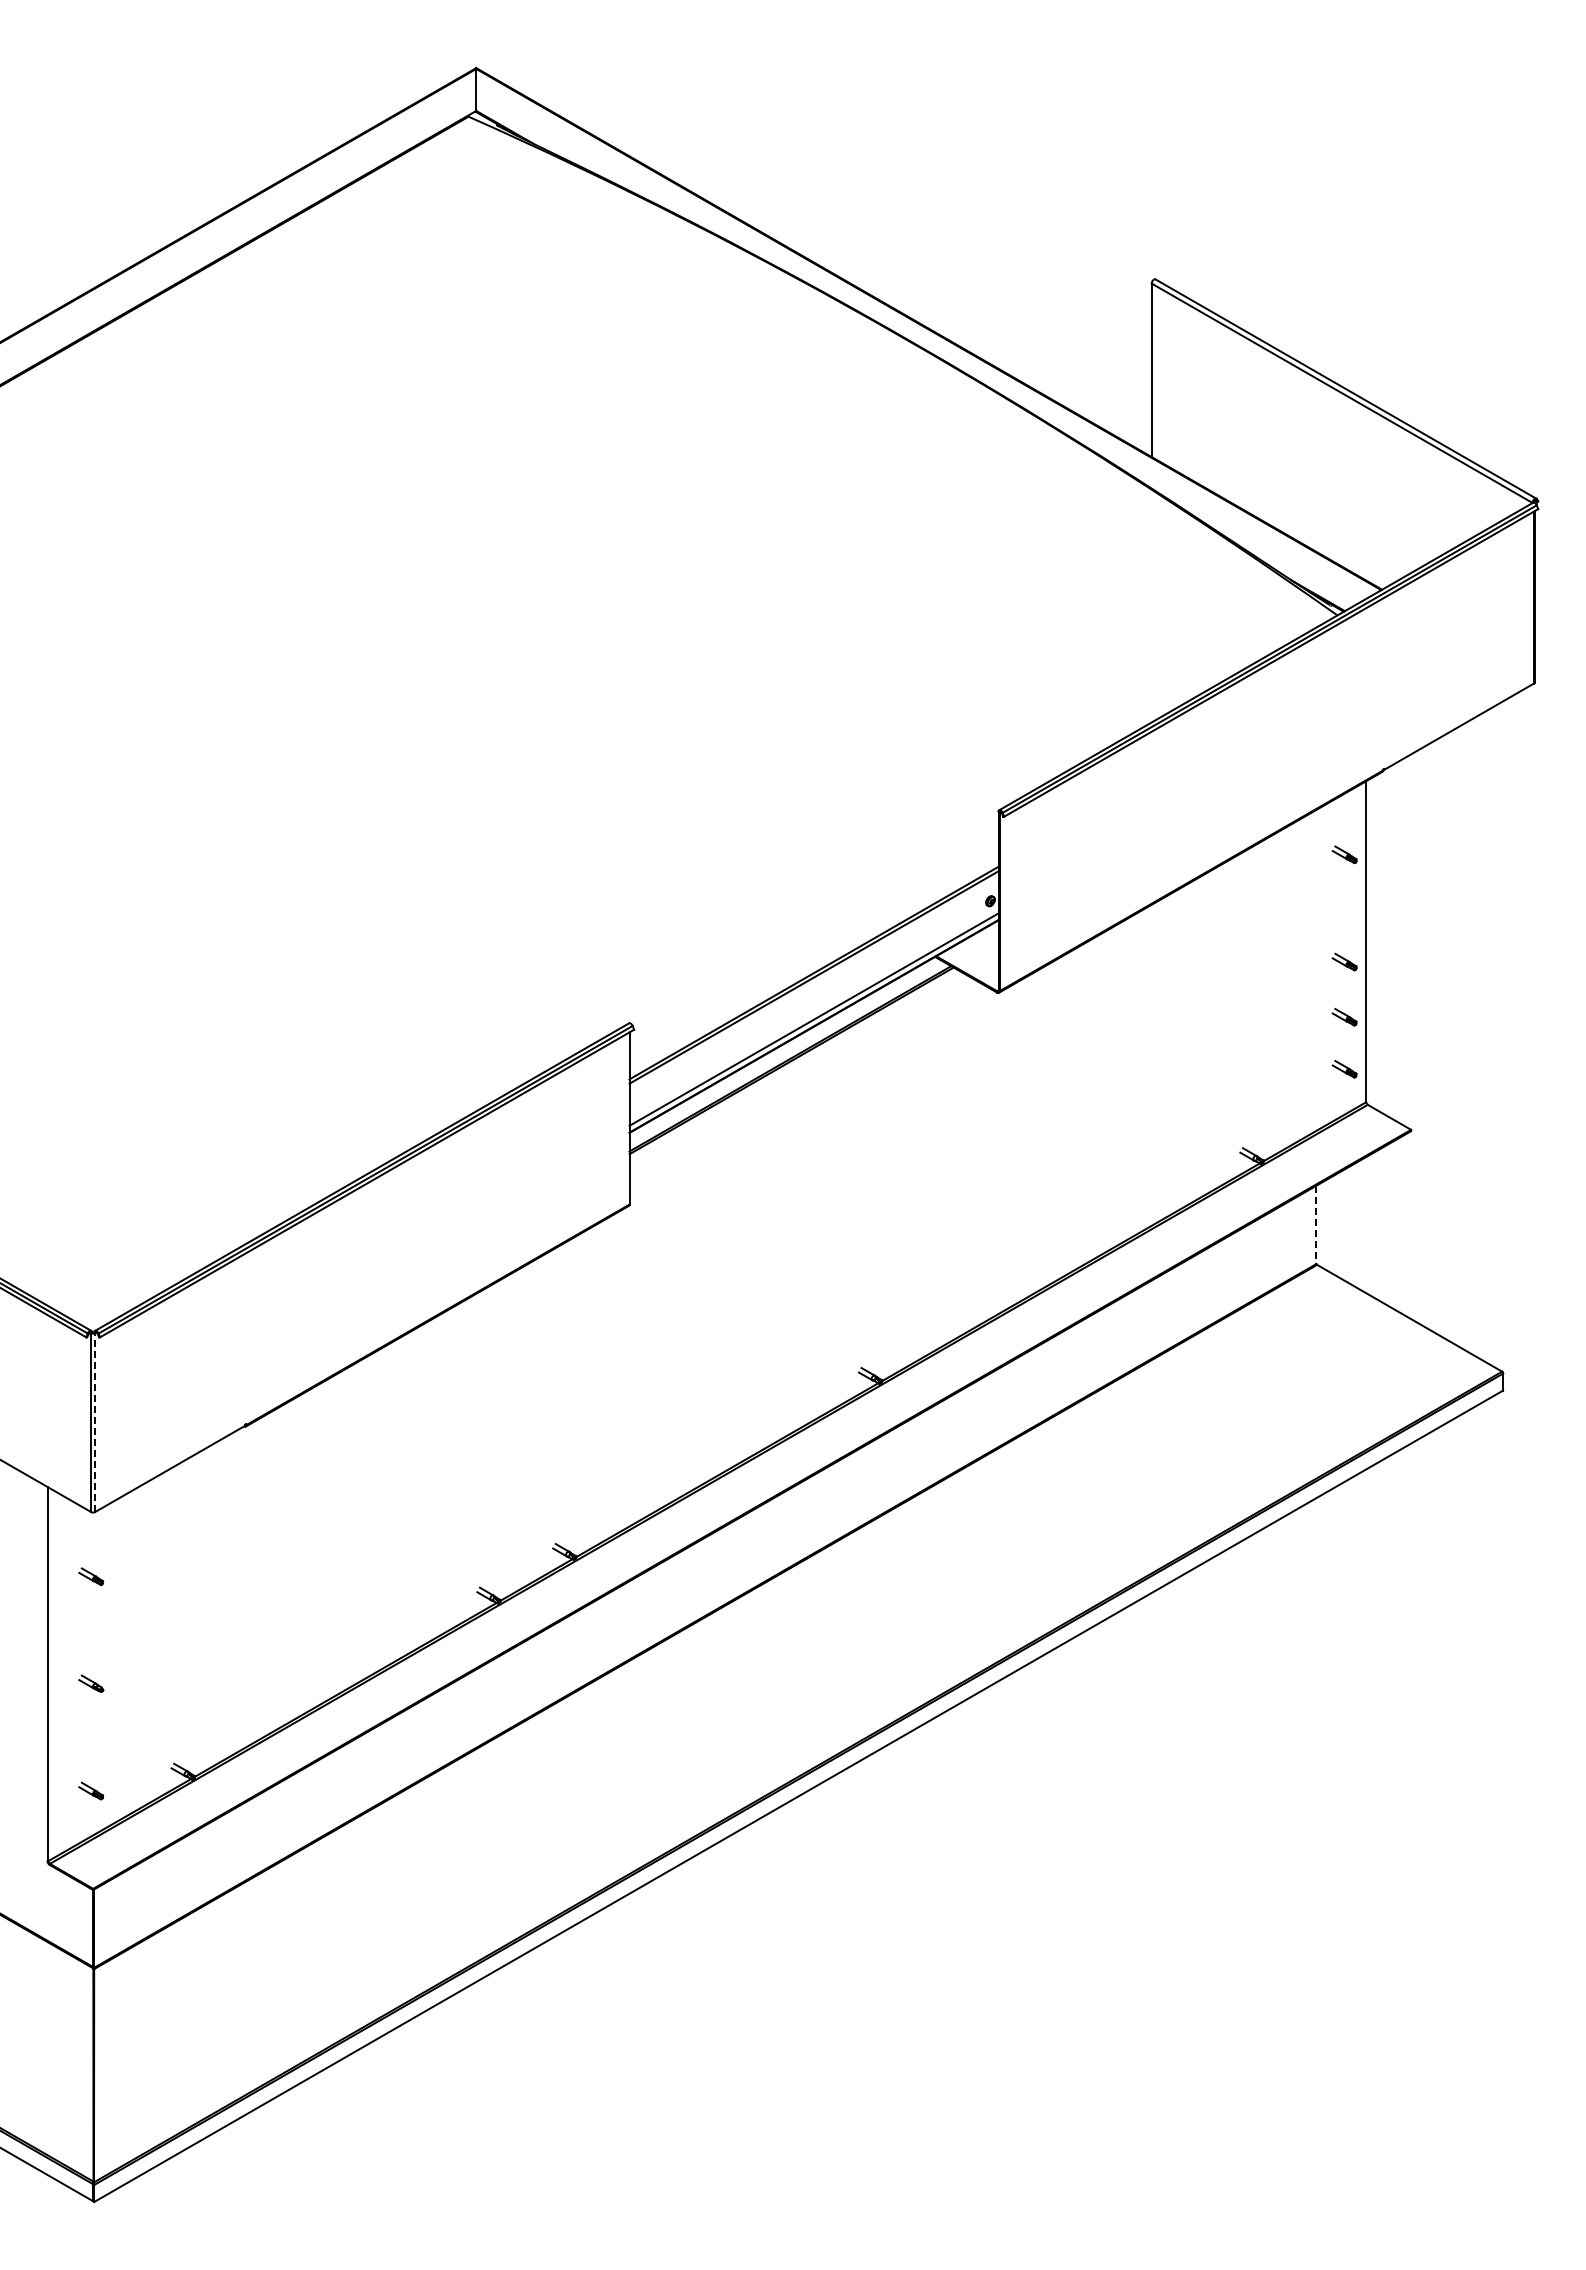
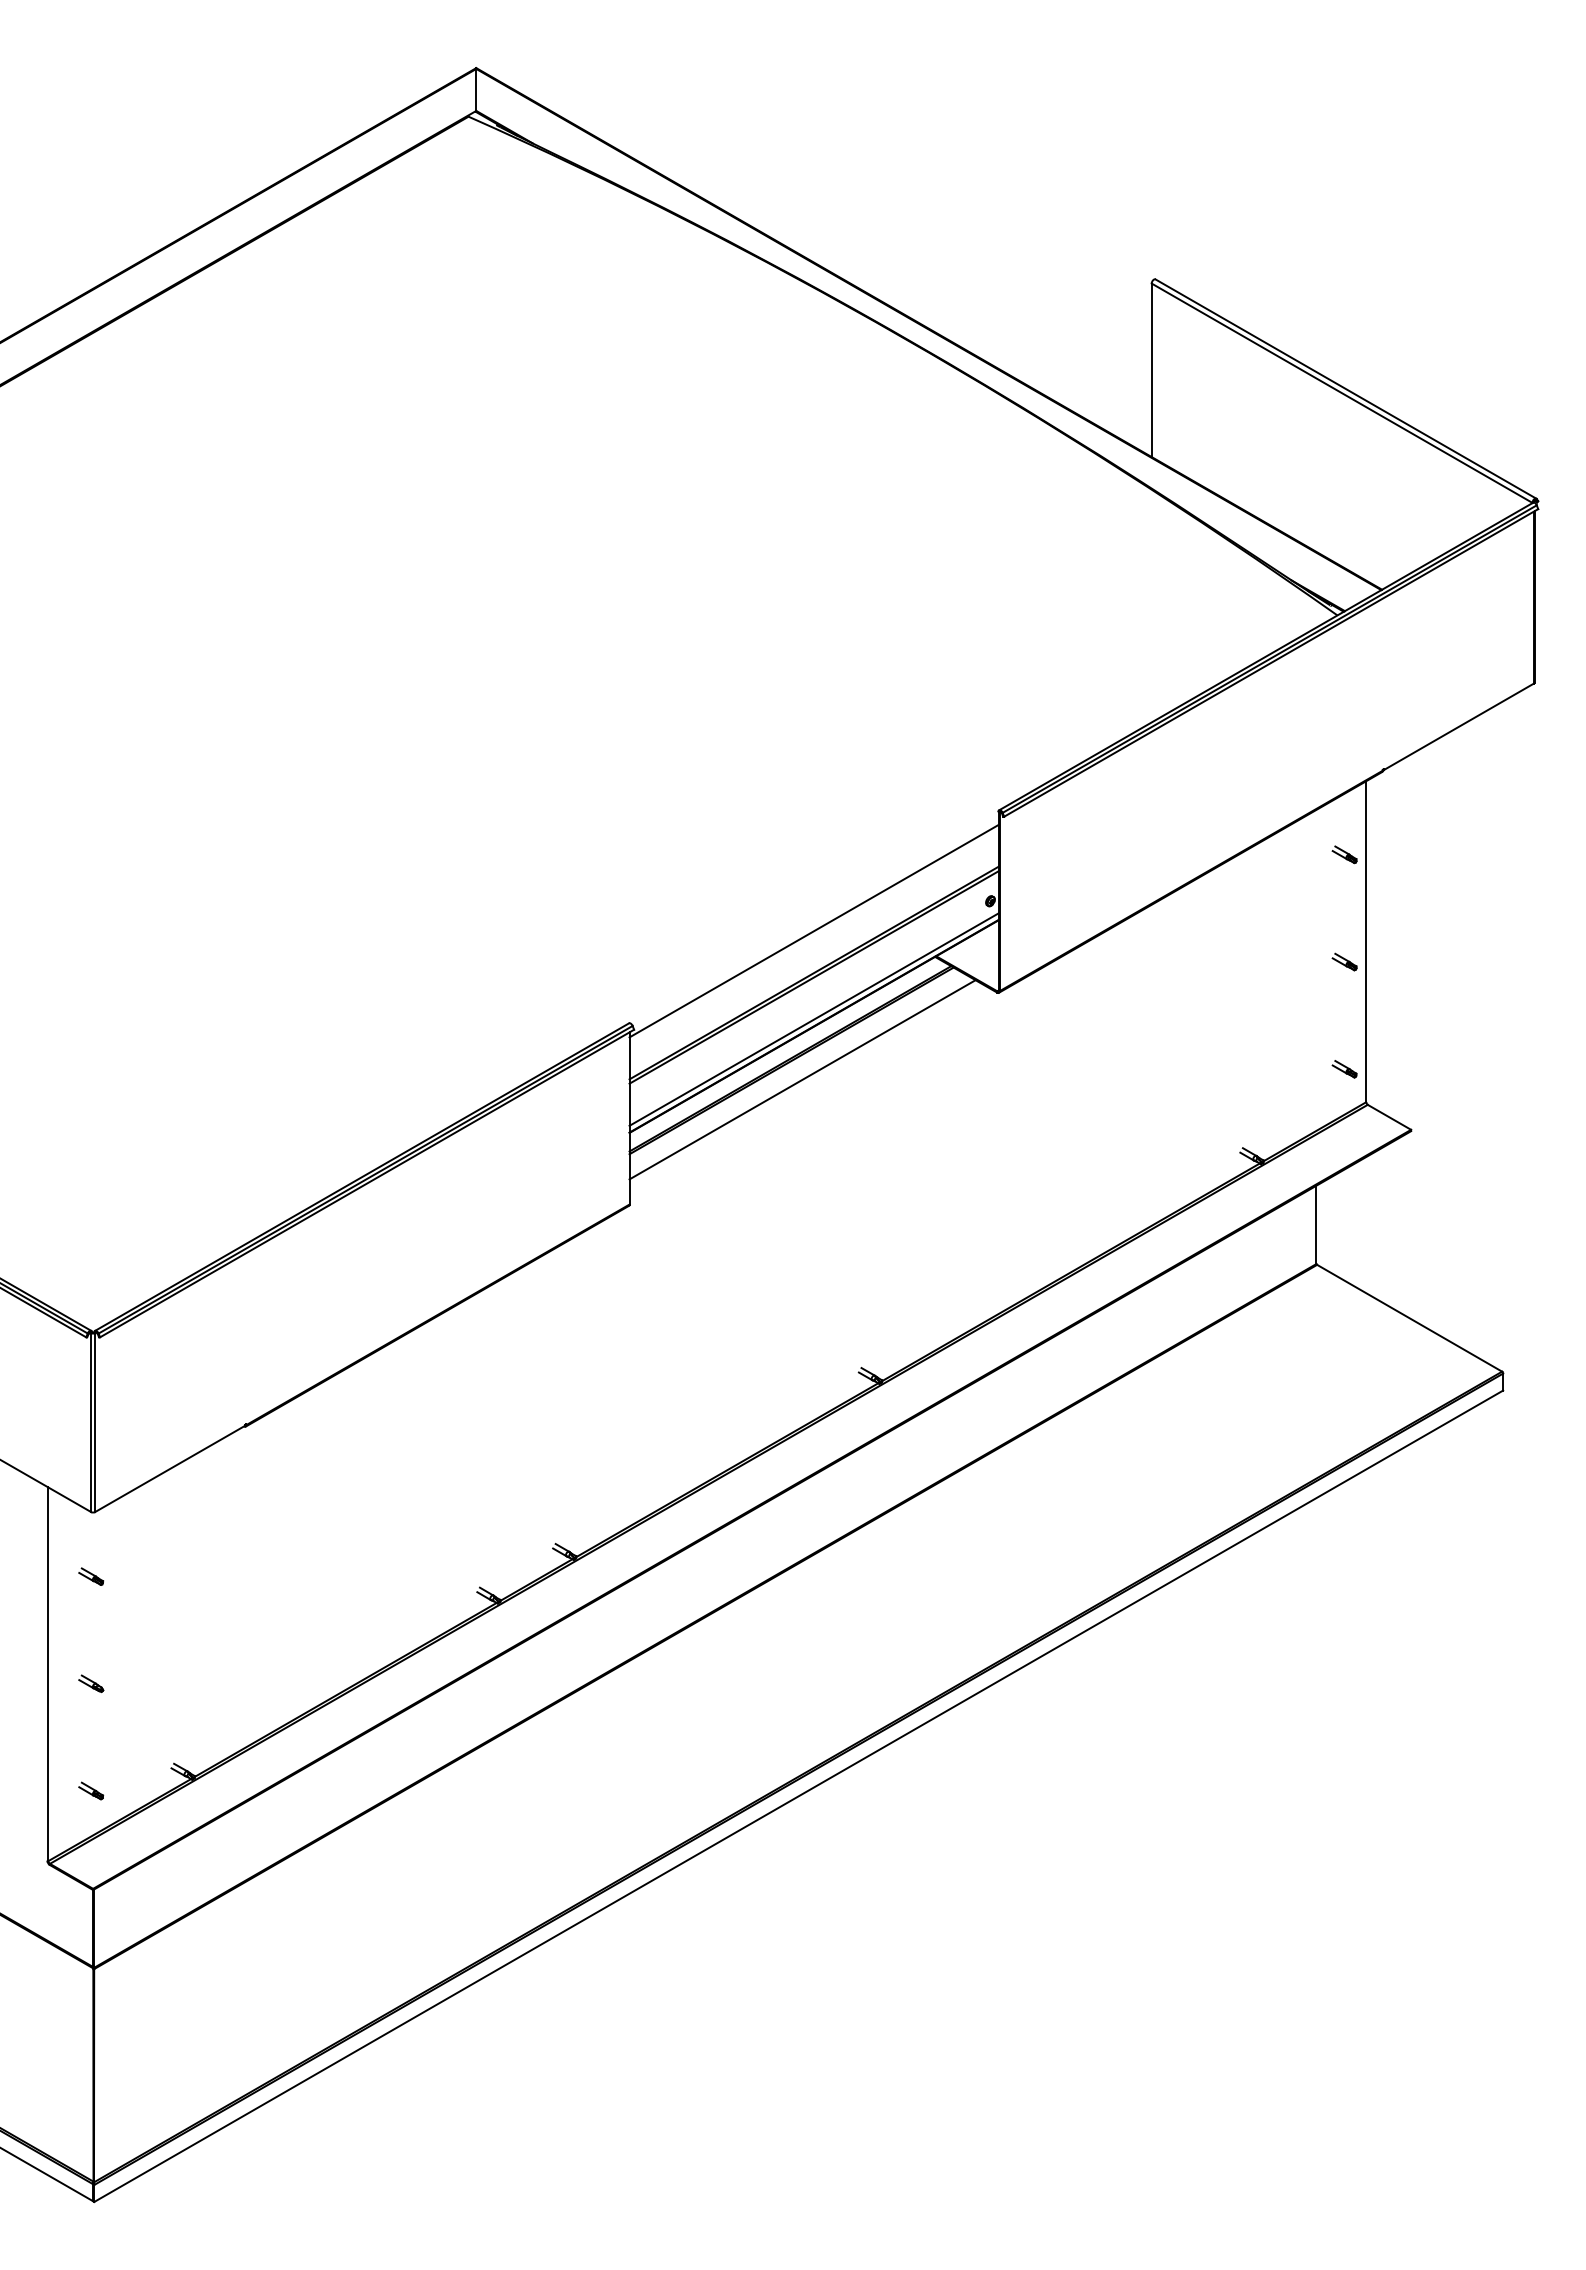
line: none -> present (813, 931)
part: present -> none (1344, 1017)
line: none -> present (802, 1079)
line: dashed -> solid (1316, 1225)
line: dashed -> solid (95, 1421)
